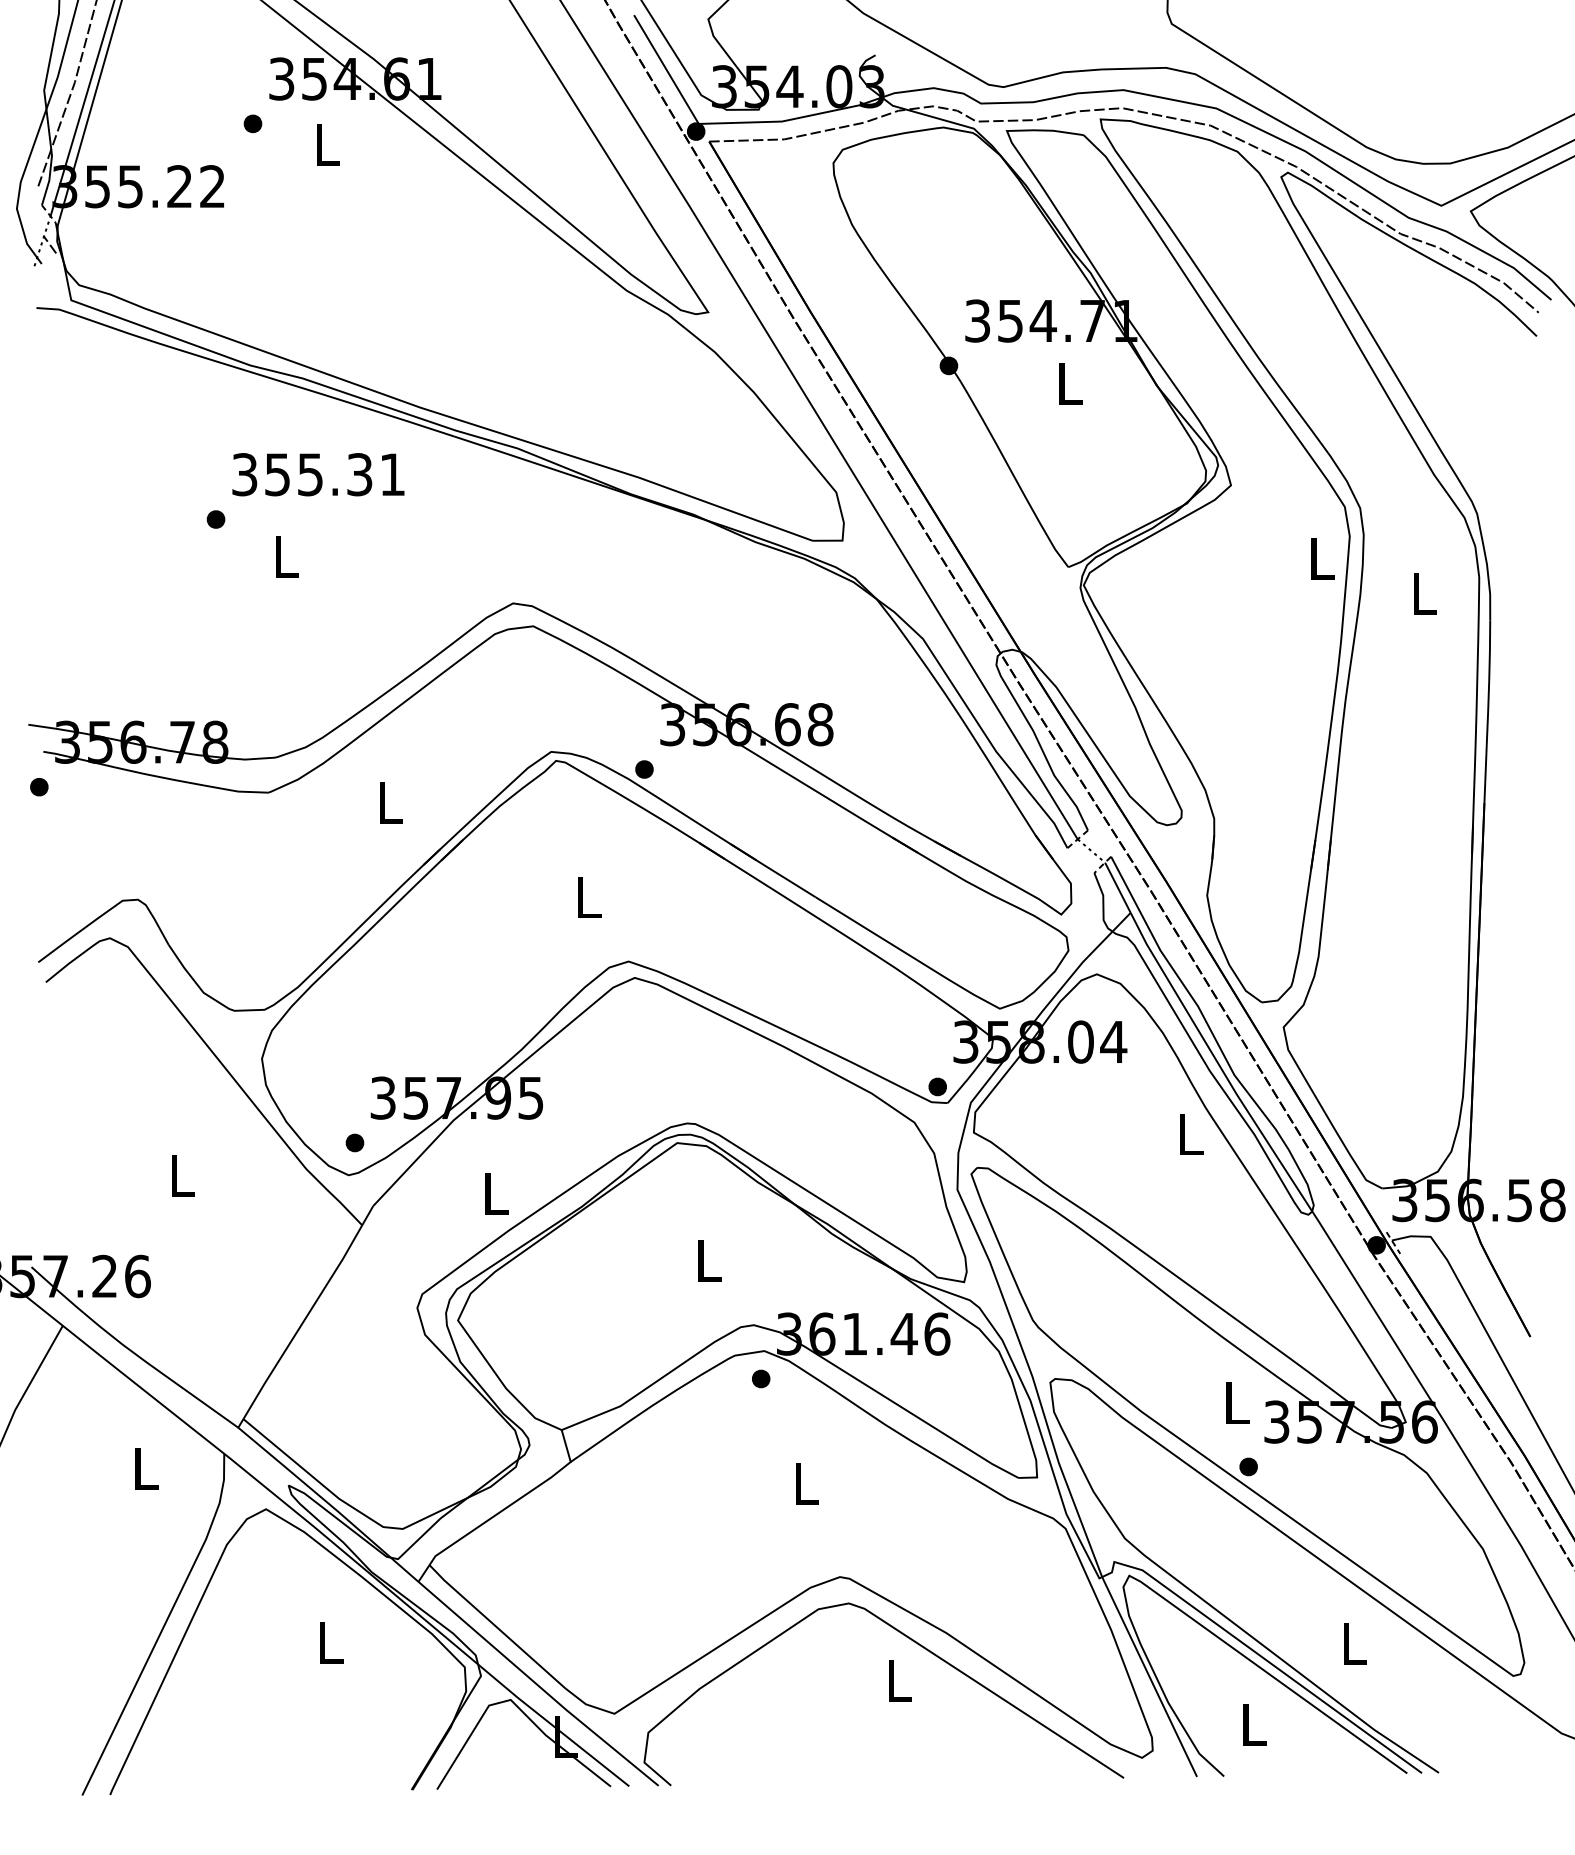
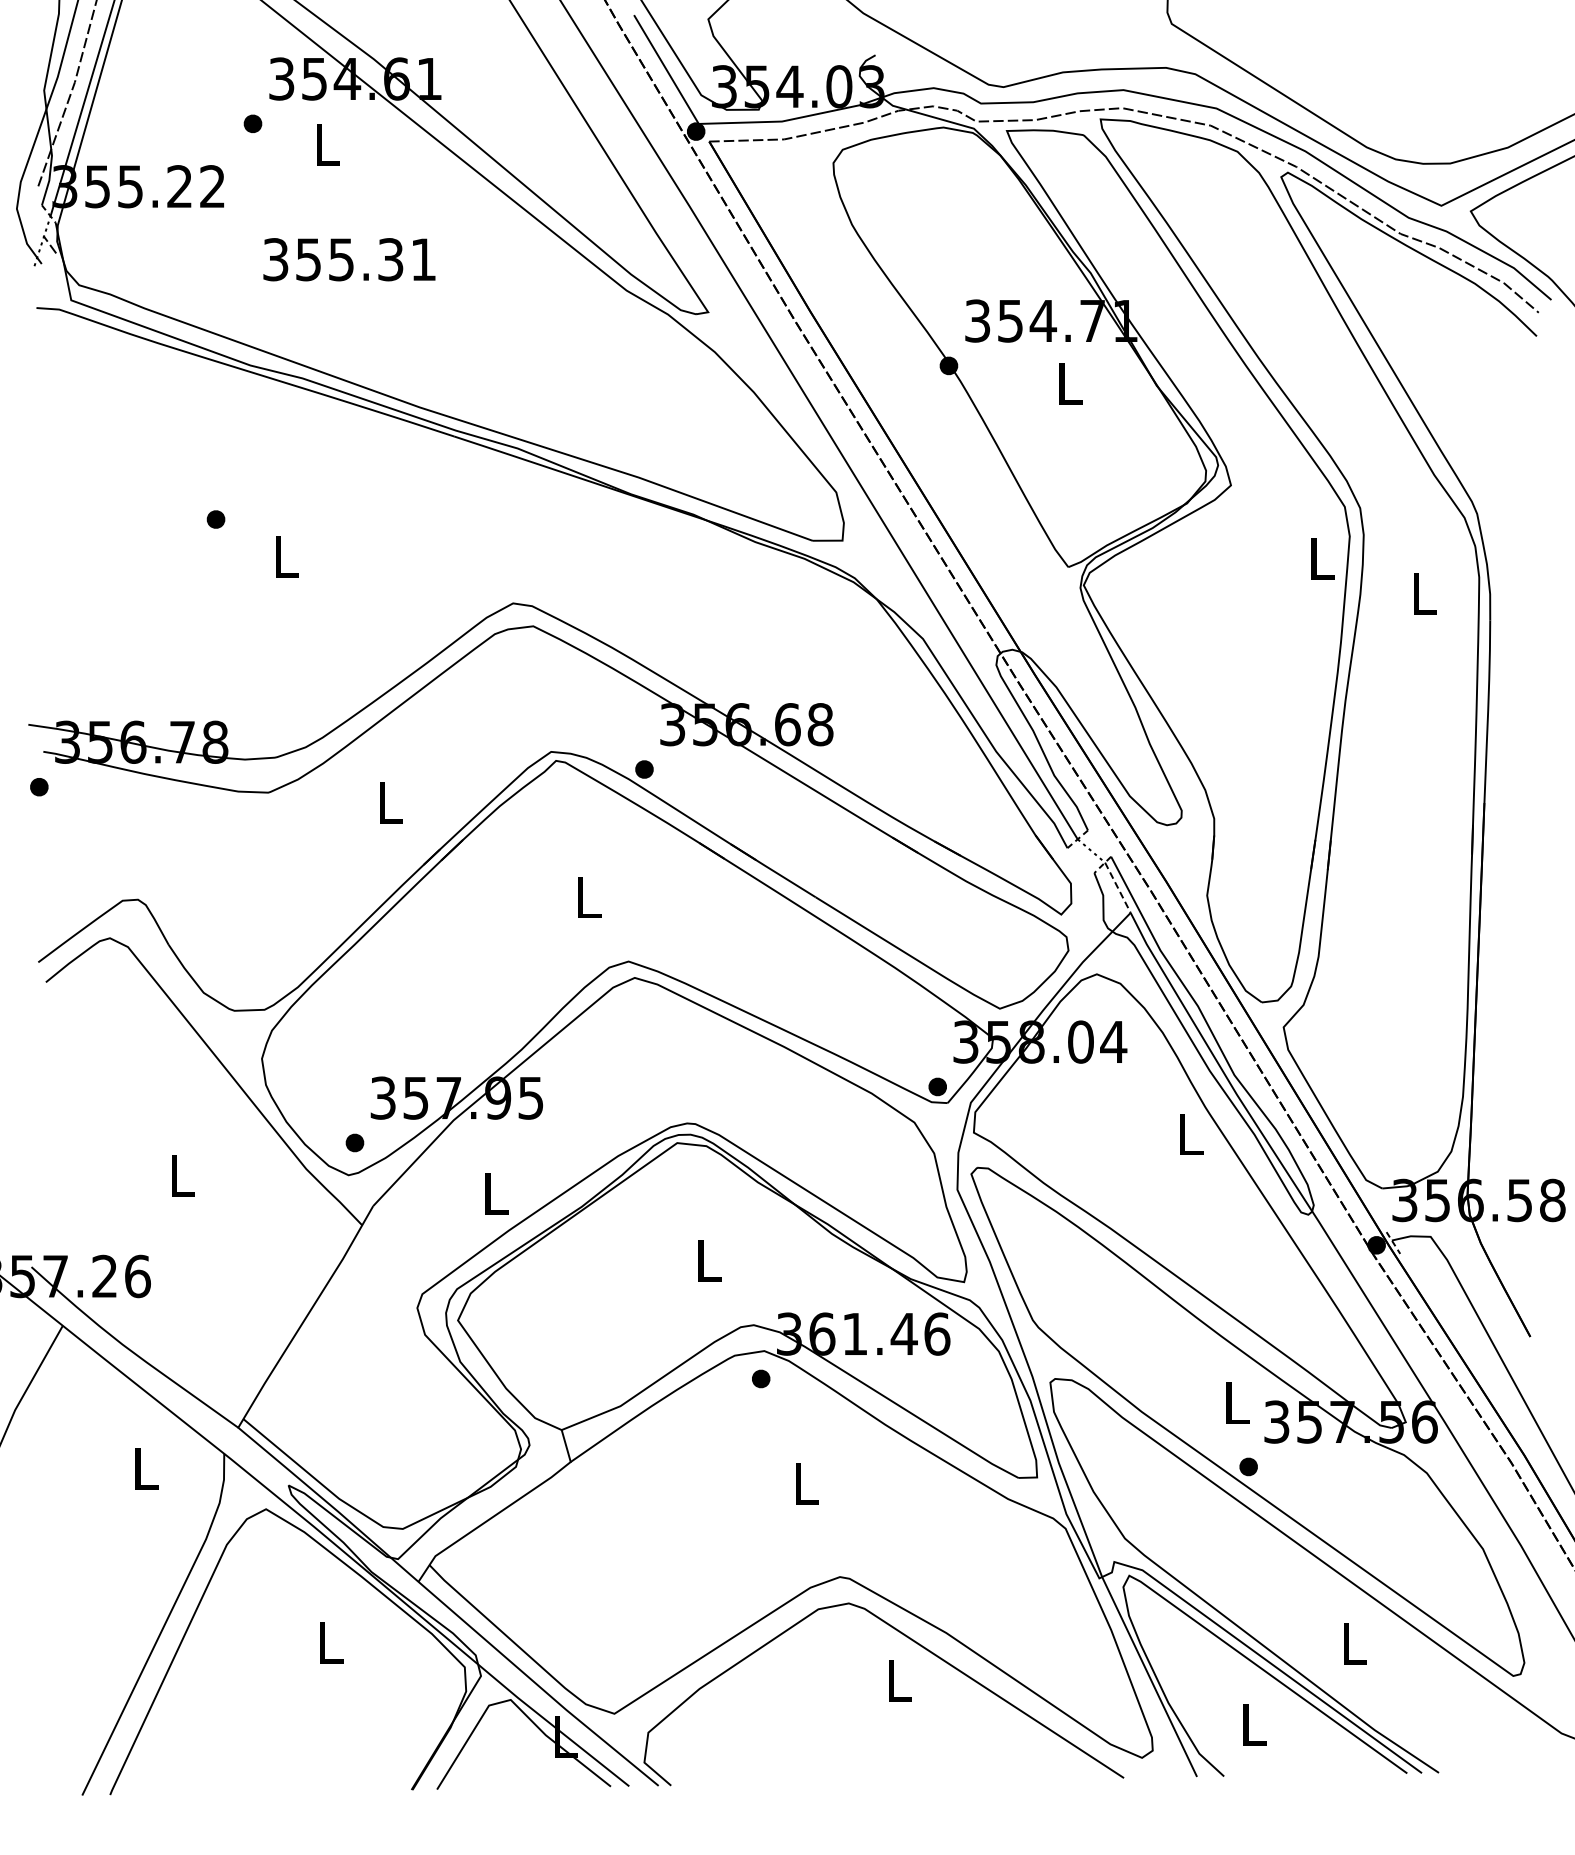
text position: (318, 474) -> (349, 259) (349, 259)
line: solid -> dashed (1118, 888)
